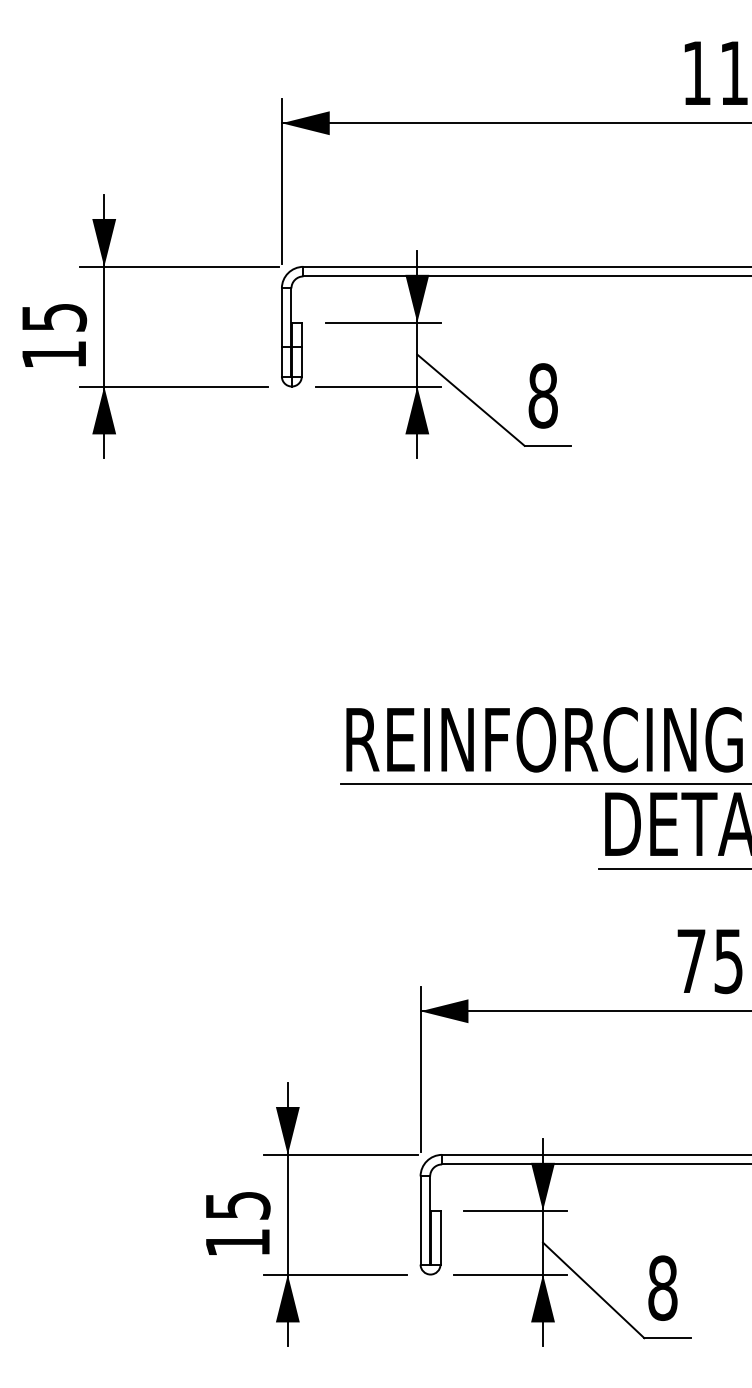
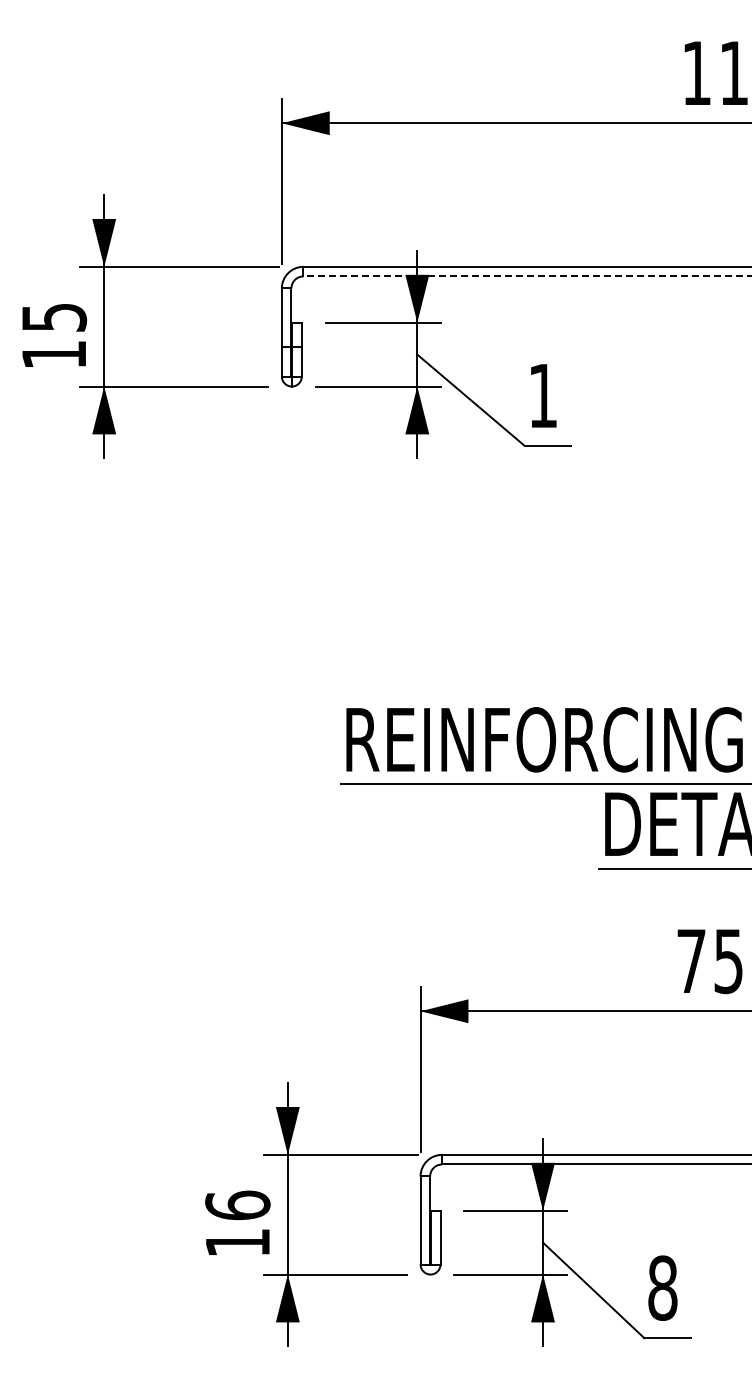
line: solid -> dashed (527, 276)
text: 8 -> 1 (542, 395)
text: 15 -> 16 (237, 1205)
